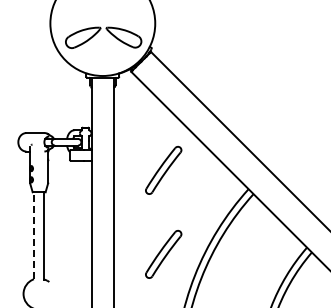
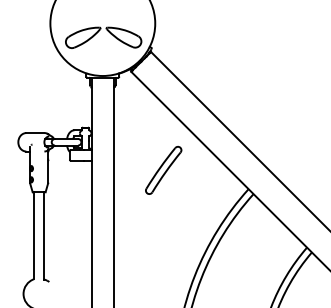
line: dashed -> solid (33, 235)
part: present -> none (163, 253)
